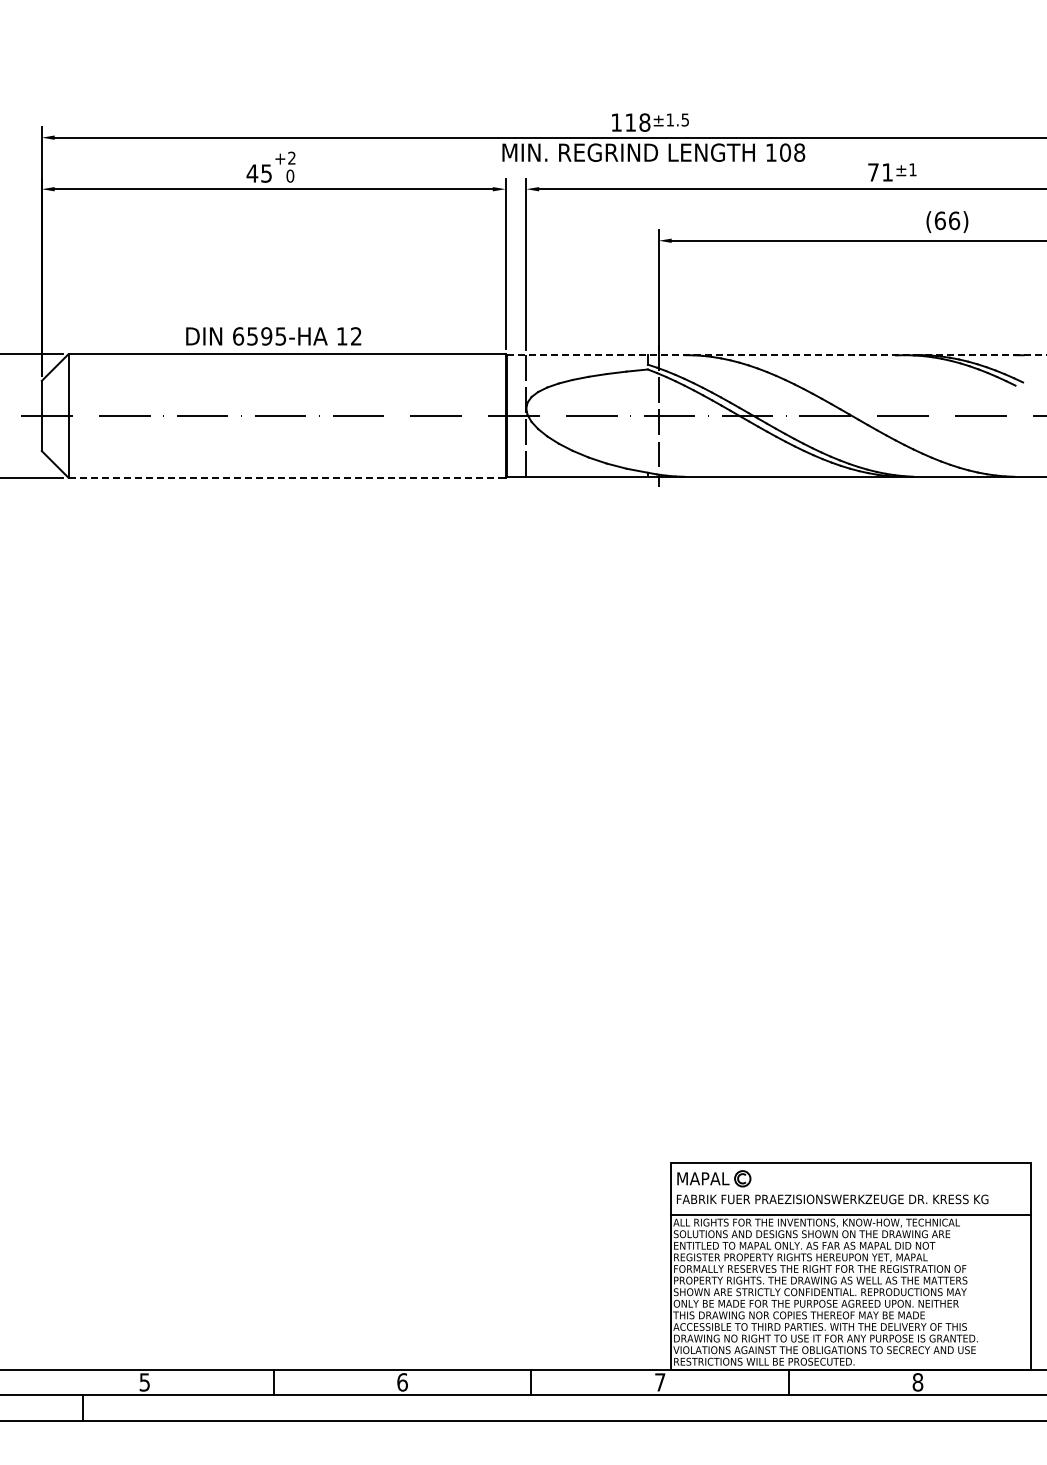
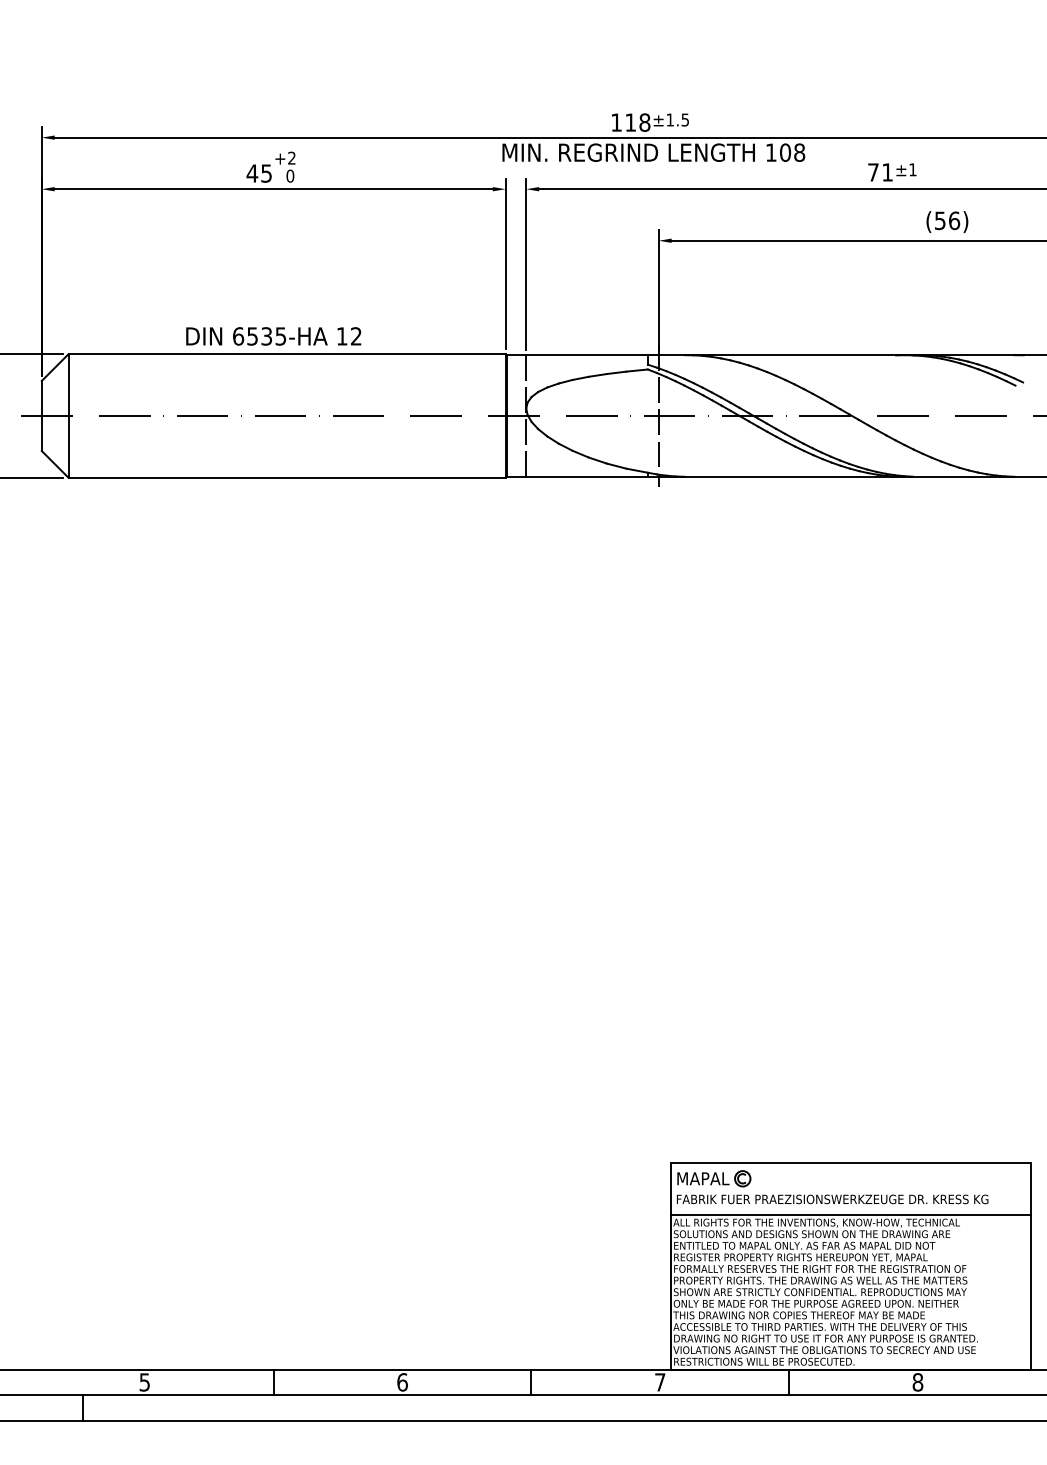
text: (66) -> (56) (939, 220)
text: 6595-HA -> 6535-HA (266, 336)
line: dashed -> solid (776, 355)
line: dashed -> solid (287, 477)
